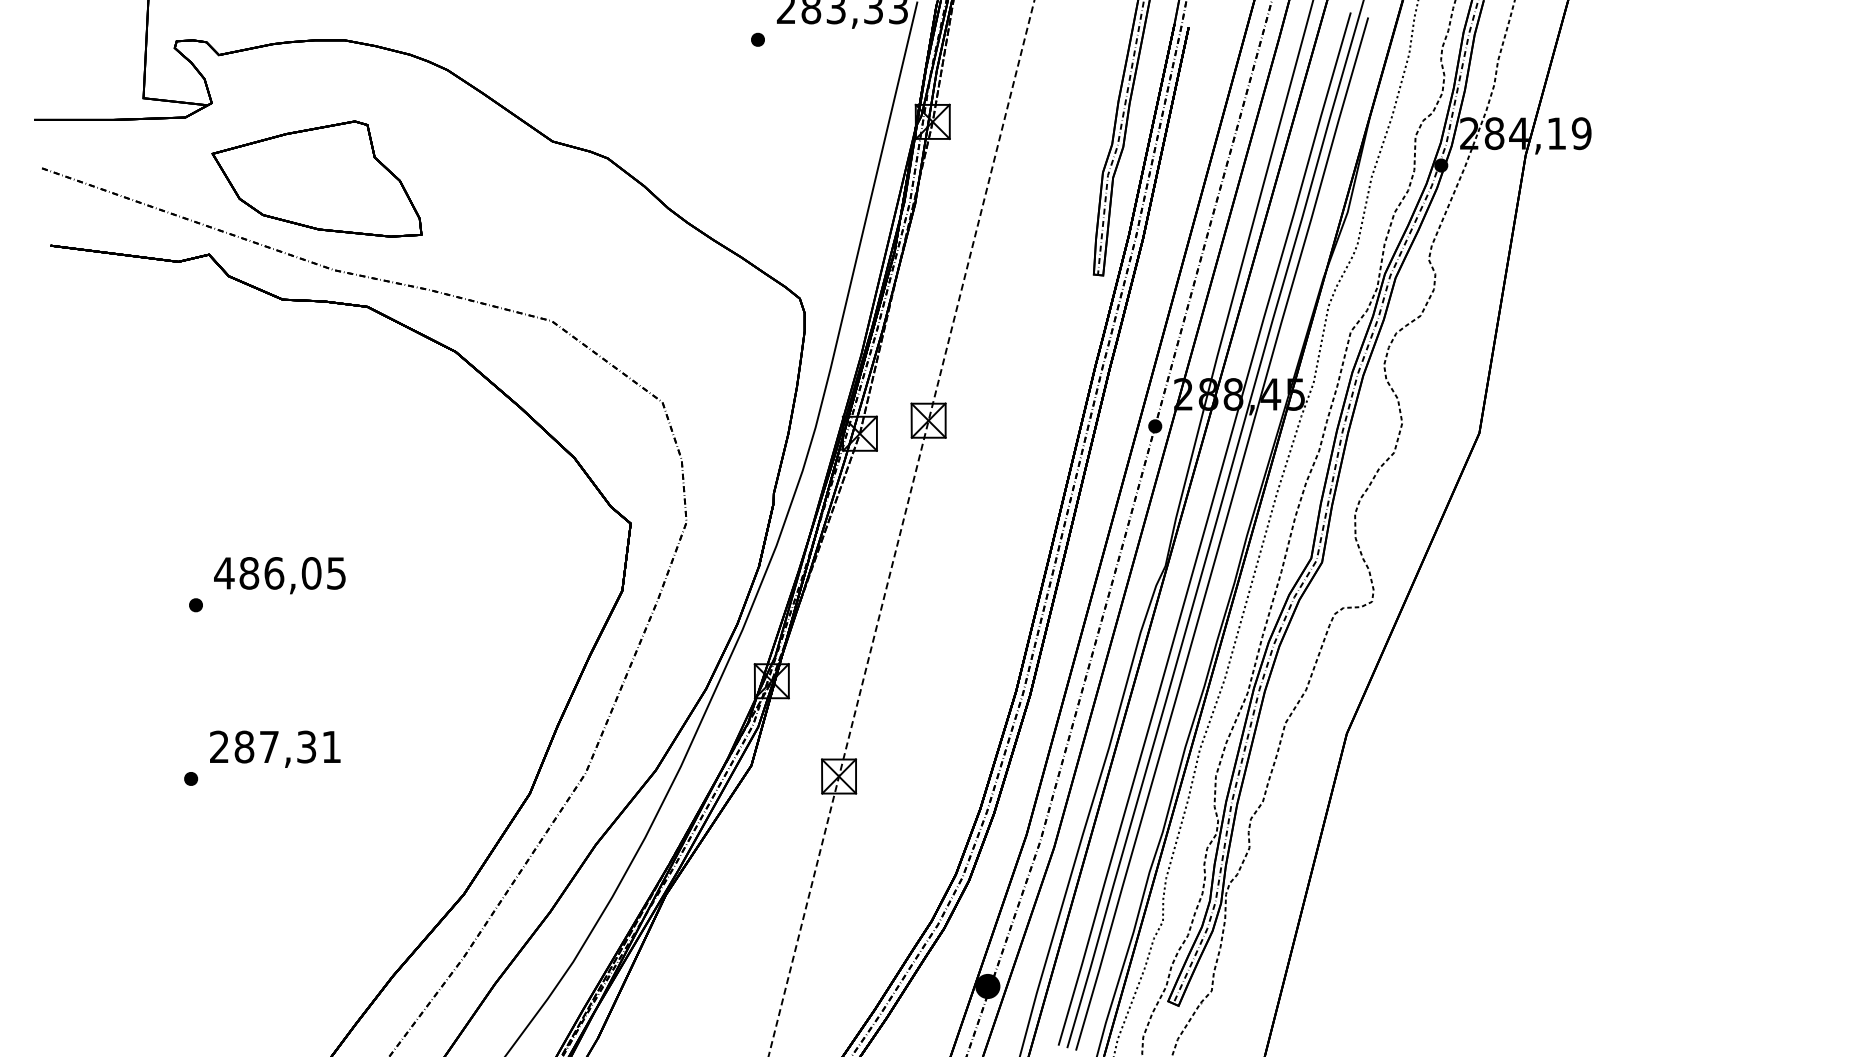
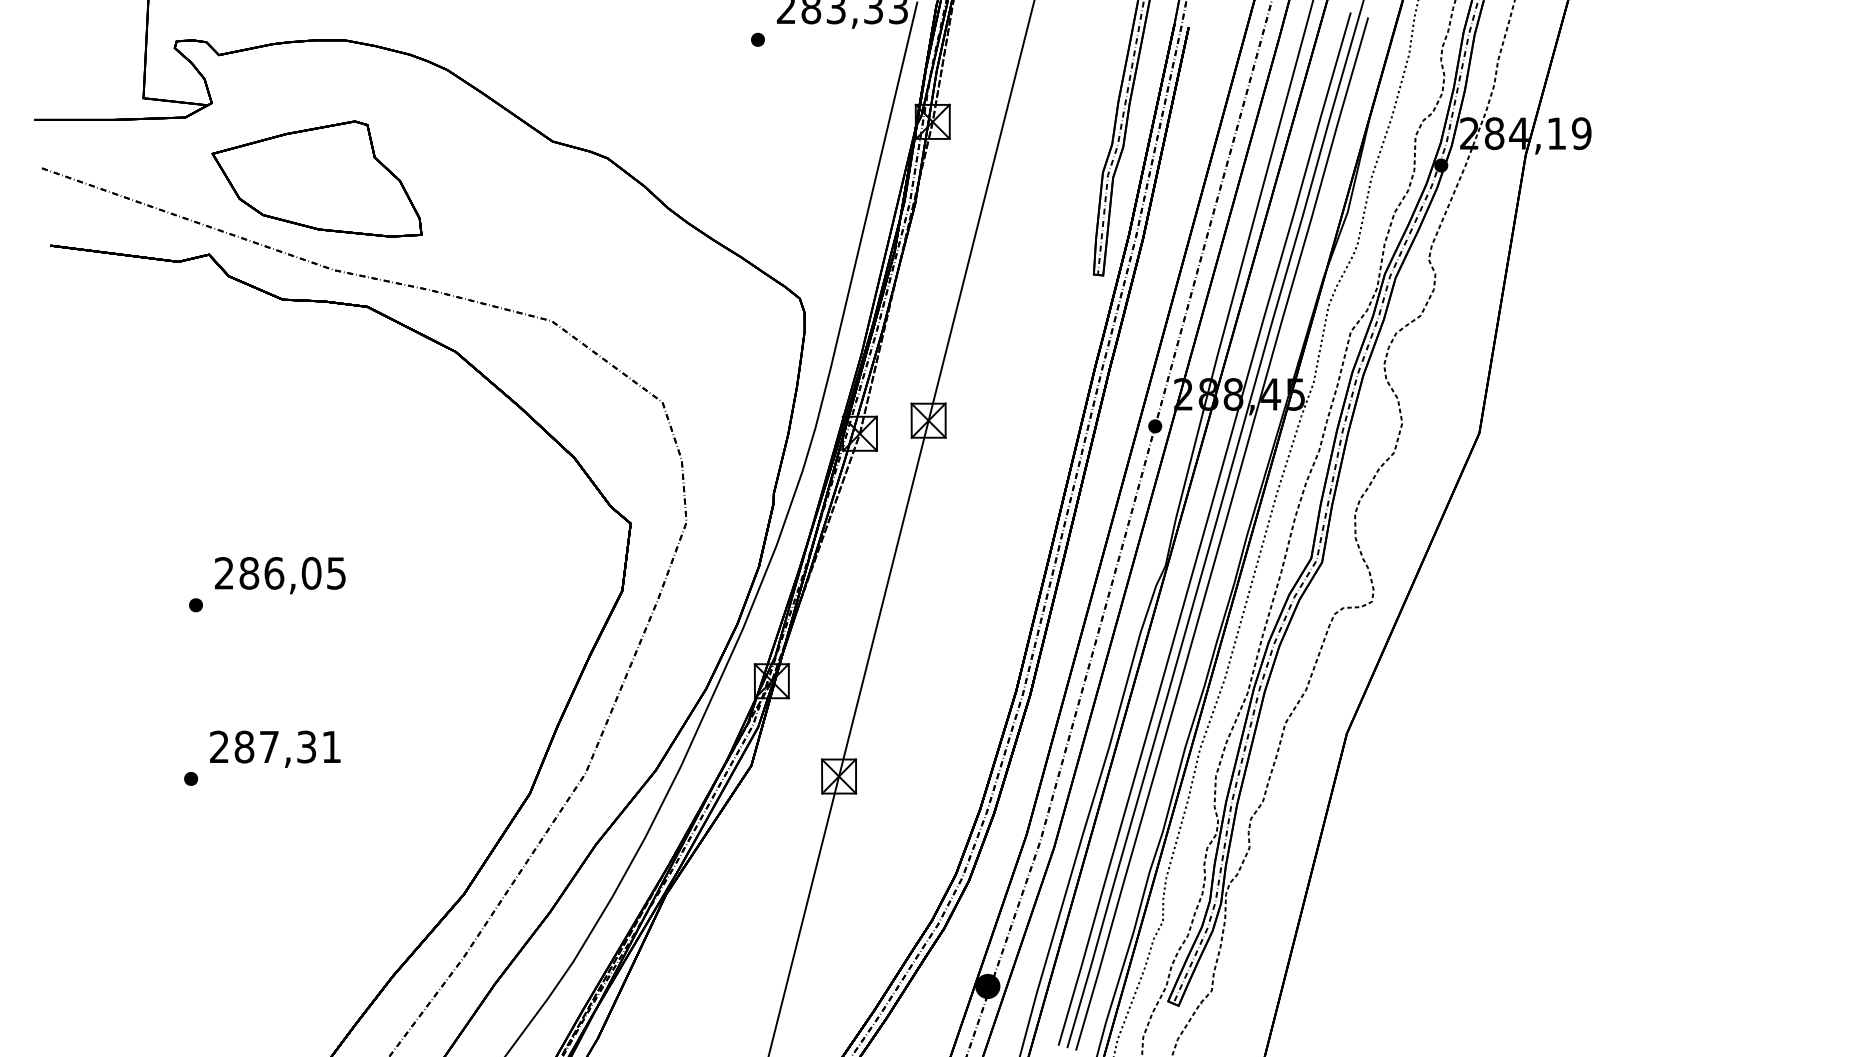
line: dashed -> solid (901, 528)
text: 486,05 -> 286,05 (224, 573)
